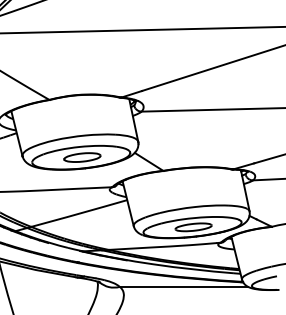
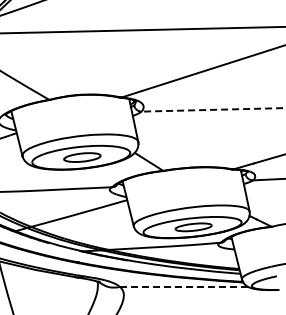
line: solid -> dashed (213, 109)
line: solid -> dashed (184, 286)
